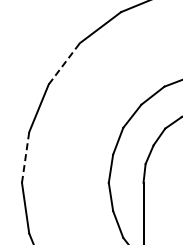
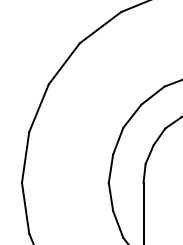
line: dashed -> solid (64, 63)
line: dashed -> solid (25, 157)
